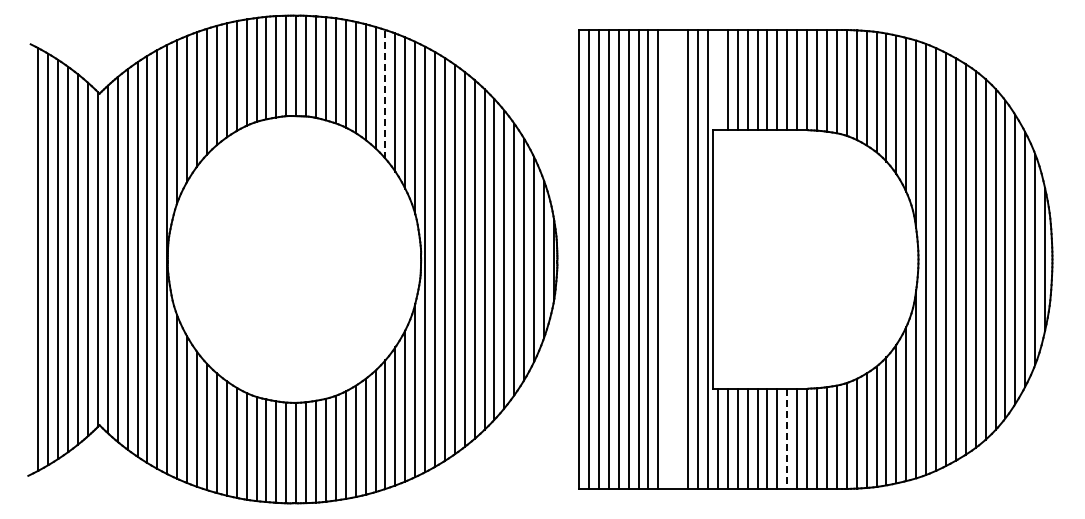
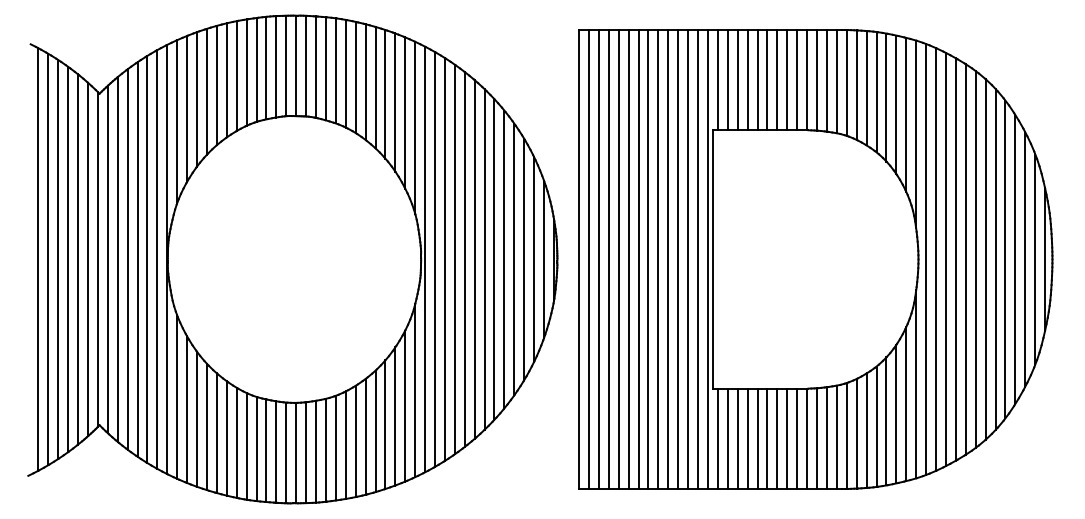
line: none -> present (717, 79)
line: dashed -> solid (385, 93)
line: none -> present (668, 259)
line: none -> present (678, 259)
line: dashed -> solid (787, 439)
